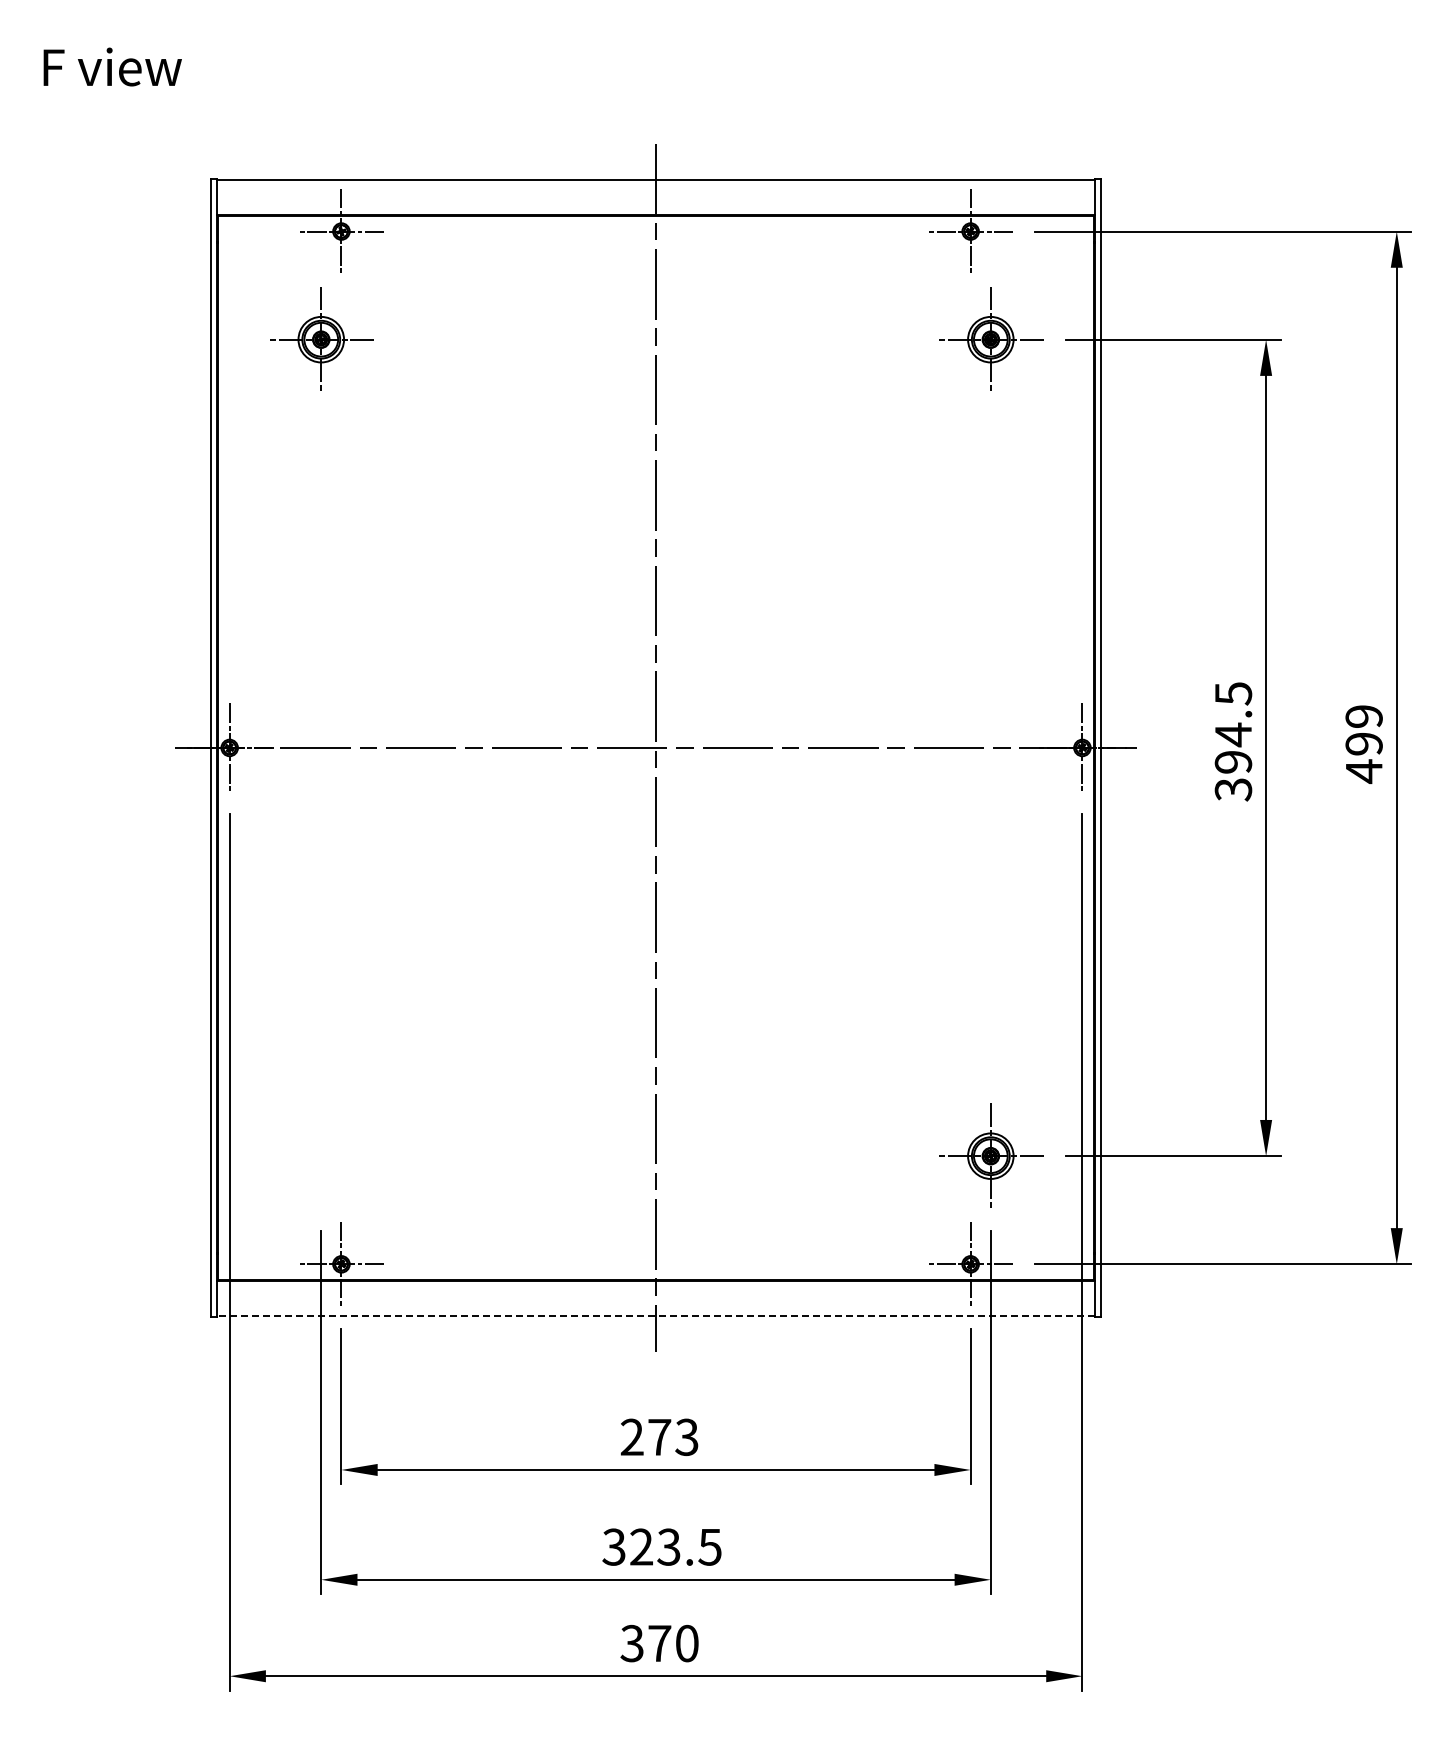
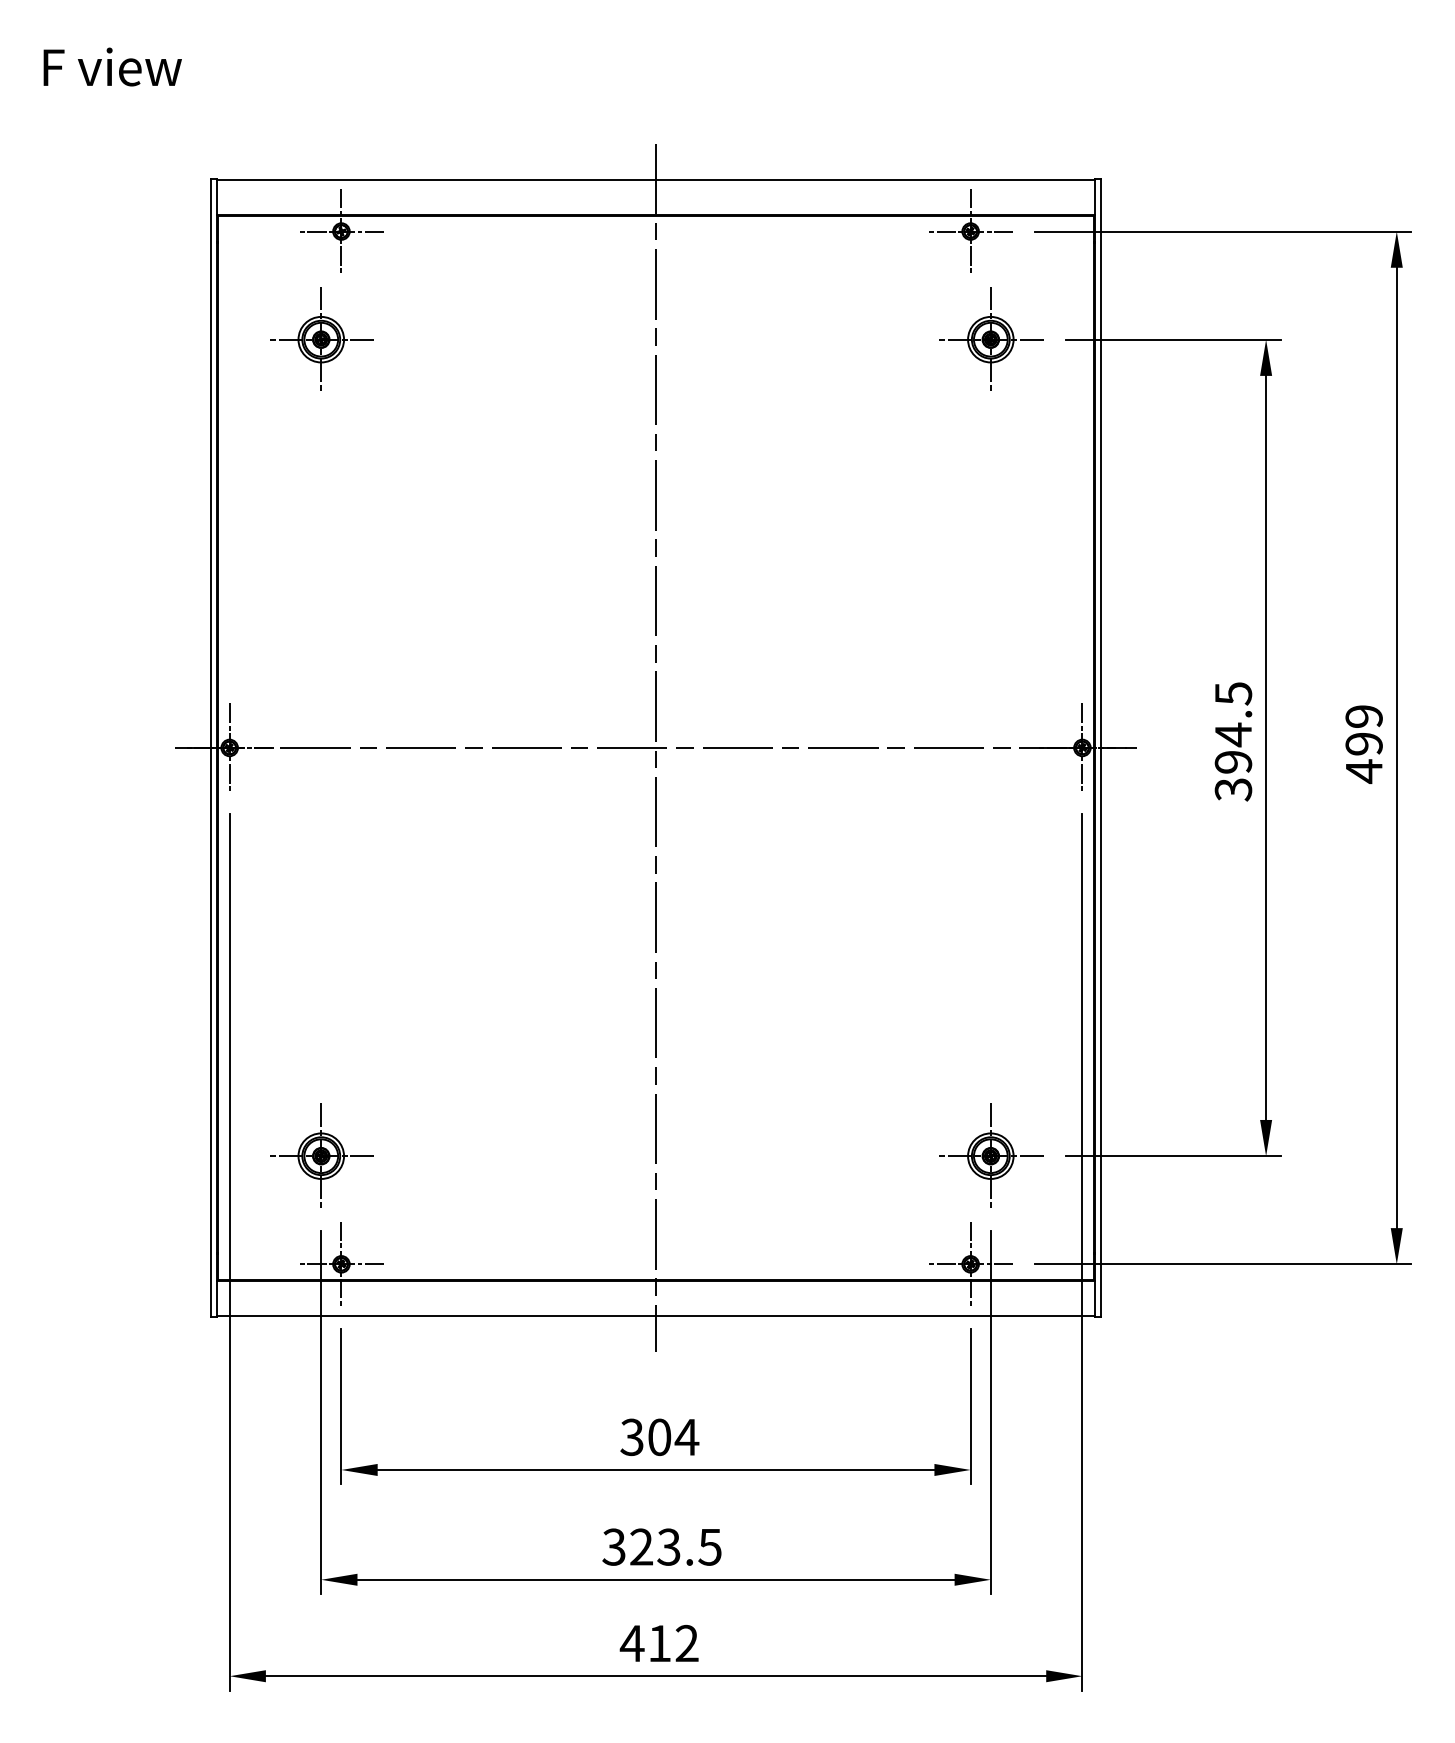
part: none -> present (321, 1155)
line: dashed -> solid (656, 1316)
text: 273 -> 304 (659, 1437)
text: 370 -> 412 (658, 1643)
